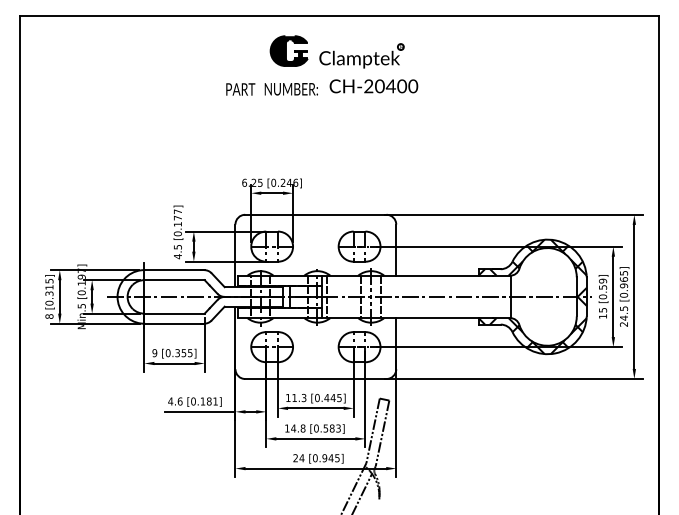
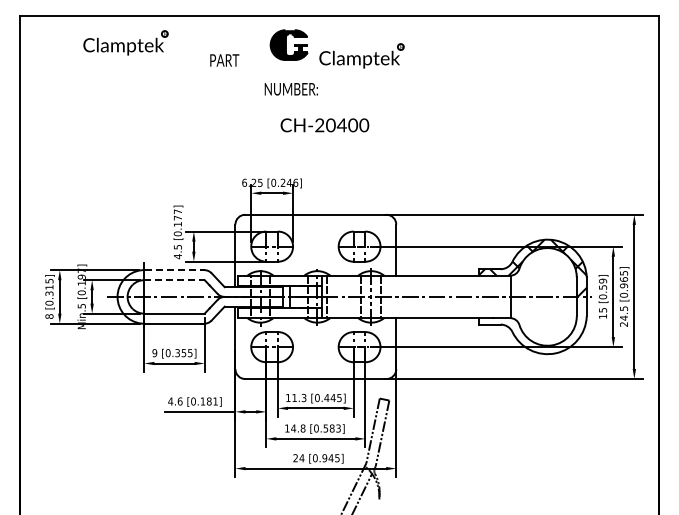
part: none -> present (125, 42)
part position: (288, 50) -> (288, 44) (288, 44)
text position: (373, 86) -> (324, 125) (324, 125)
text position: (240, 89) -> (224, 60) (224, 60)
line: solid -> dashed (175, 270)
line: solid -> dashed (175, 280)
hatch: present -> none (532, 325)
